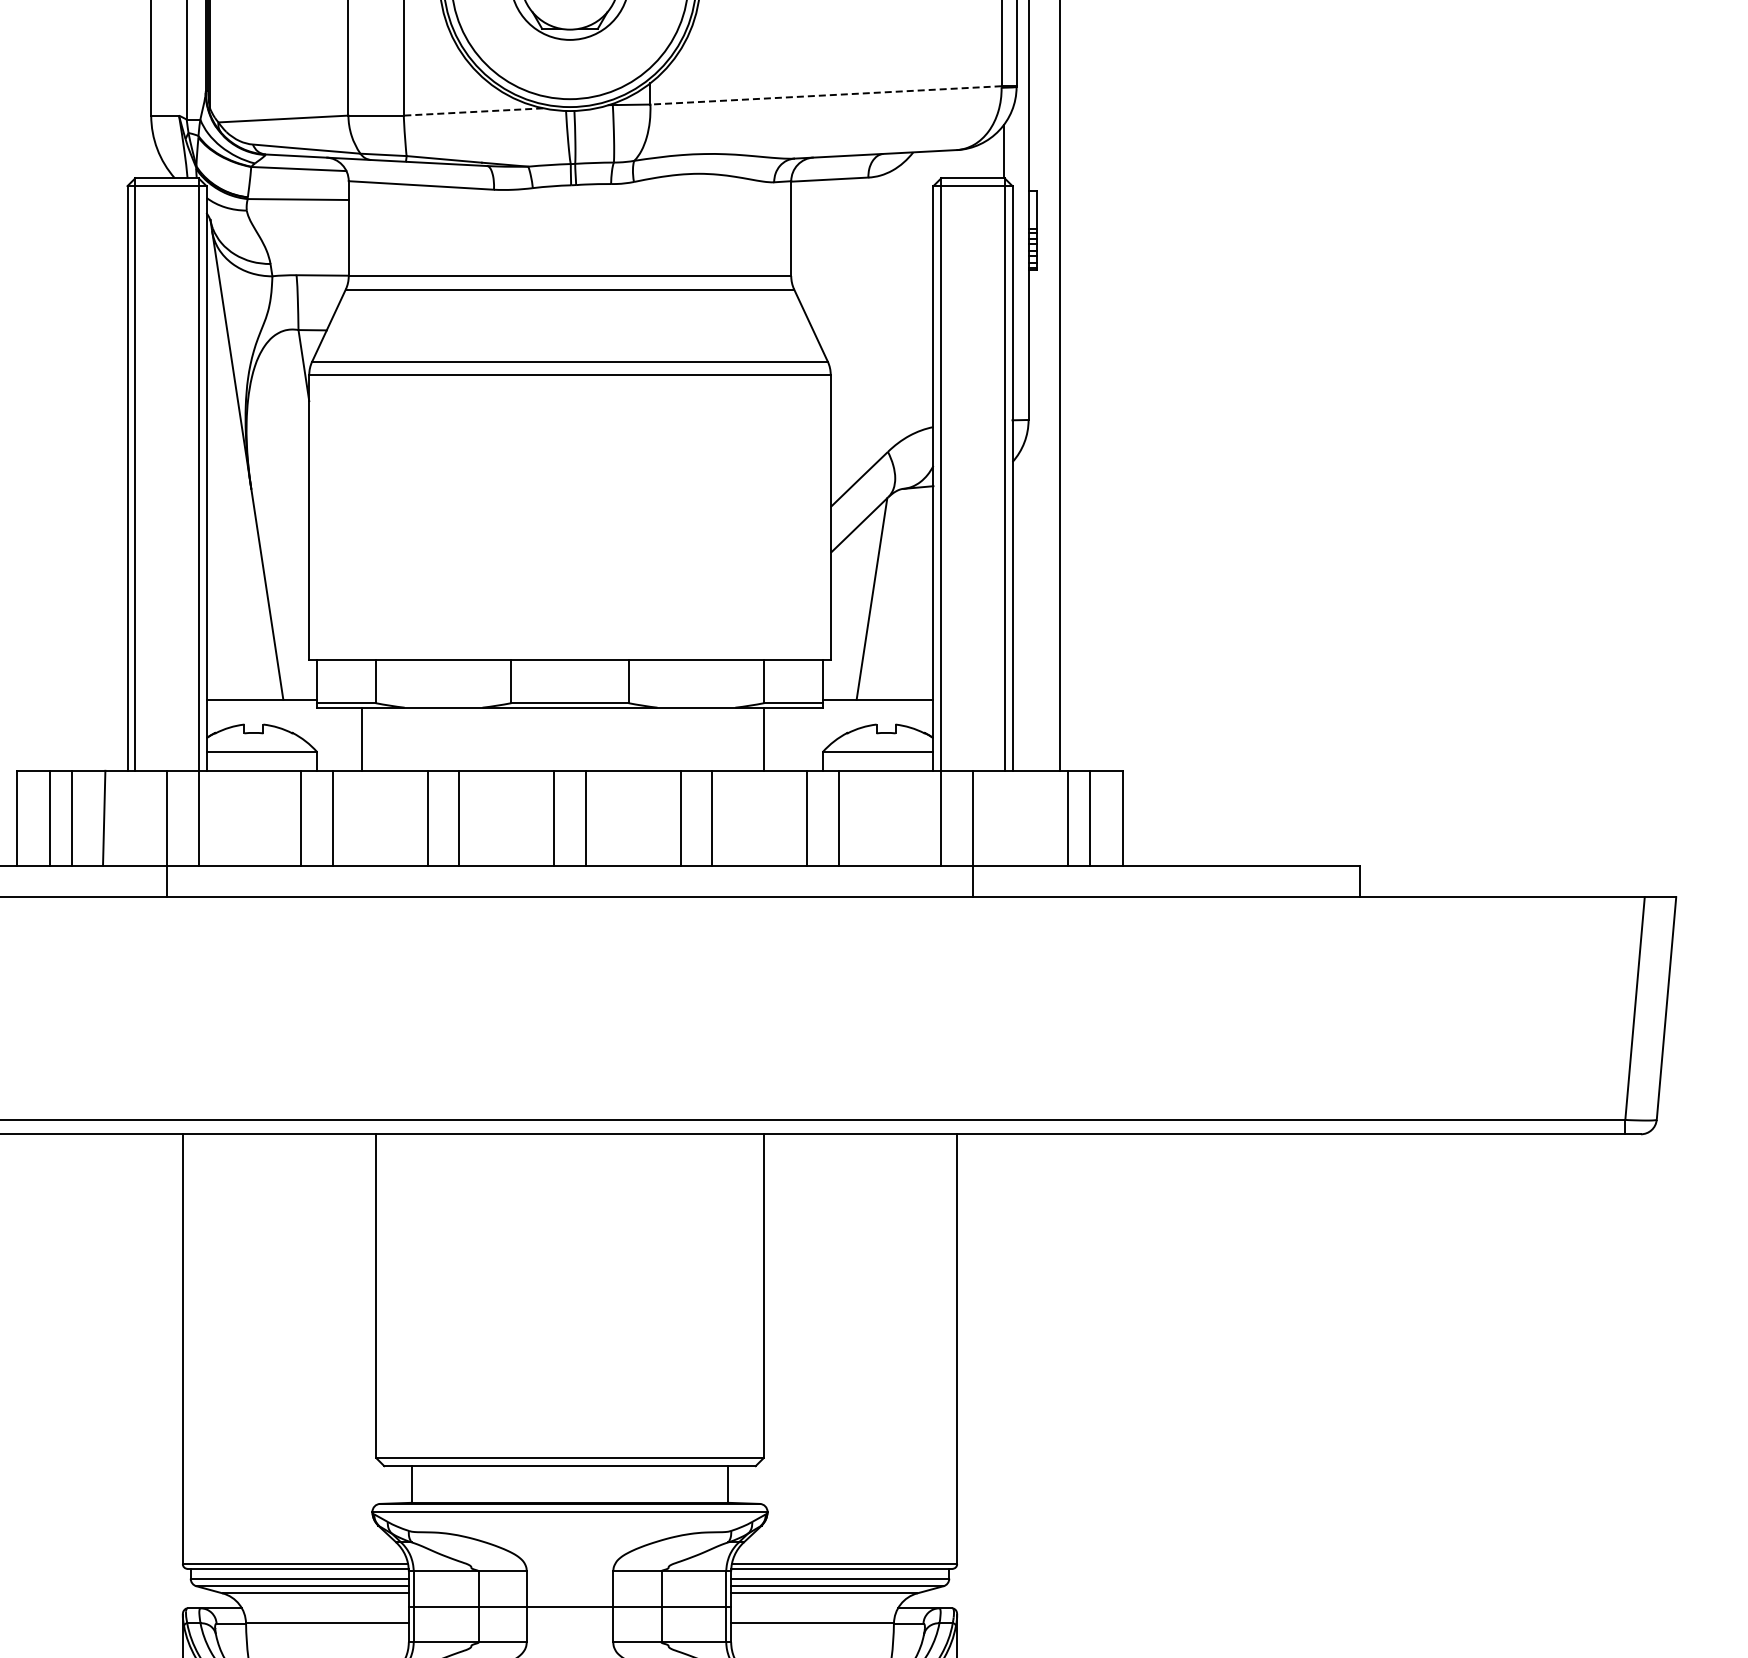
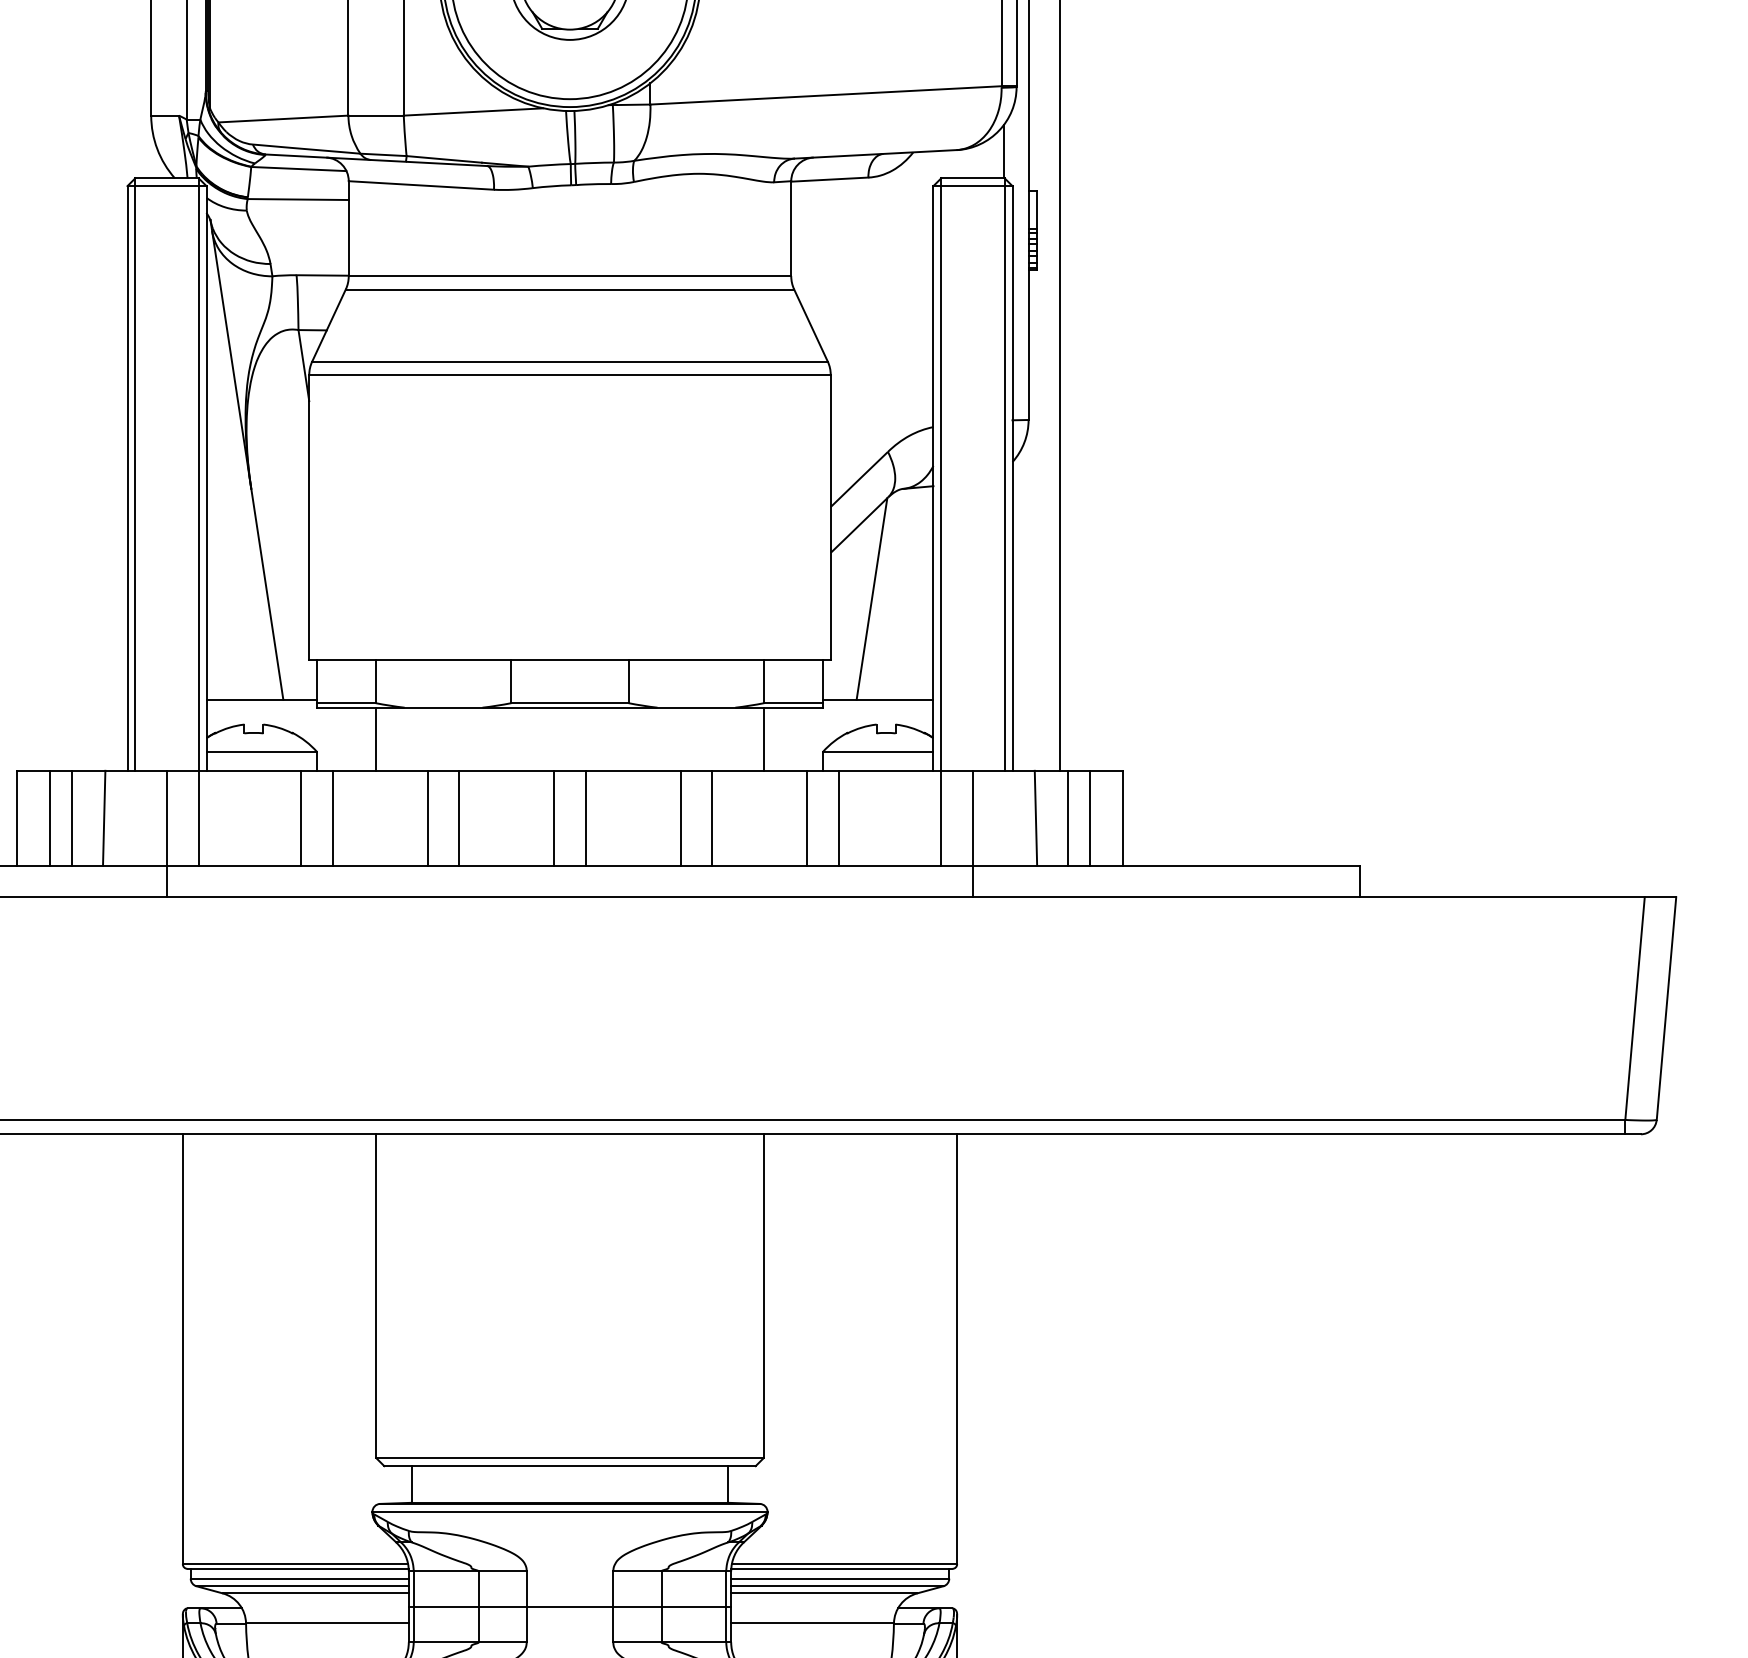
line: dashed -> solid (826, 95)
line: dashed -> solid (473, 111)
line position: (362, 738) -> (376, 738) (376, 738)
line: none -> present (1035, 817)
